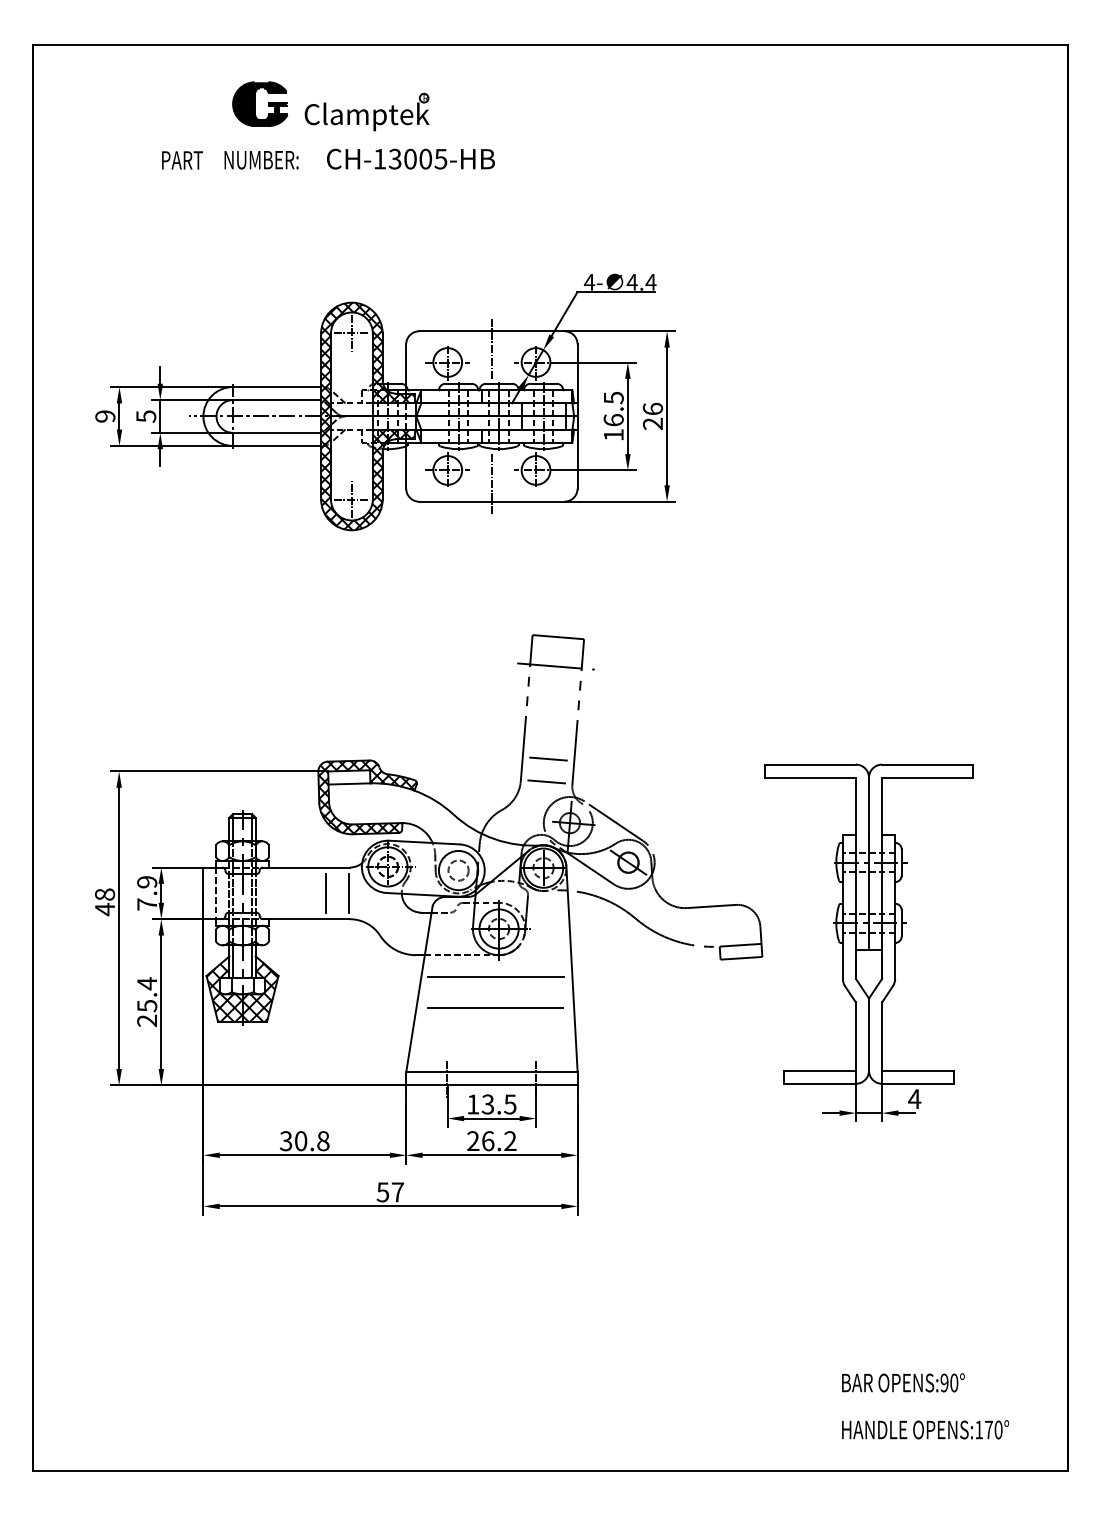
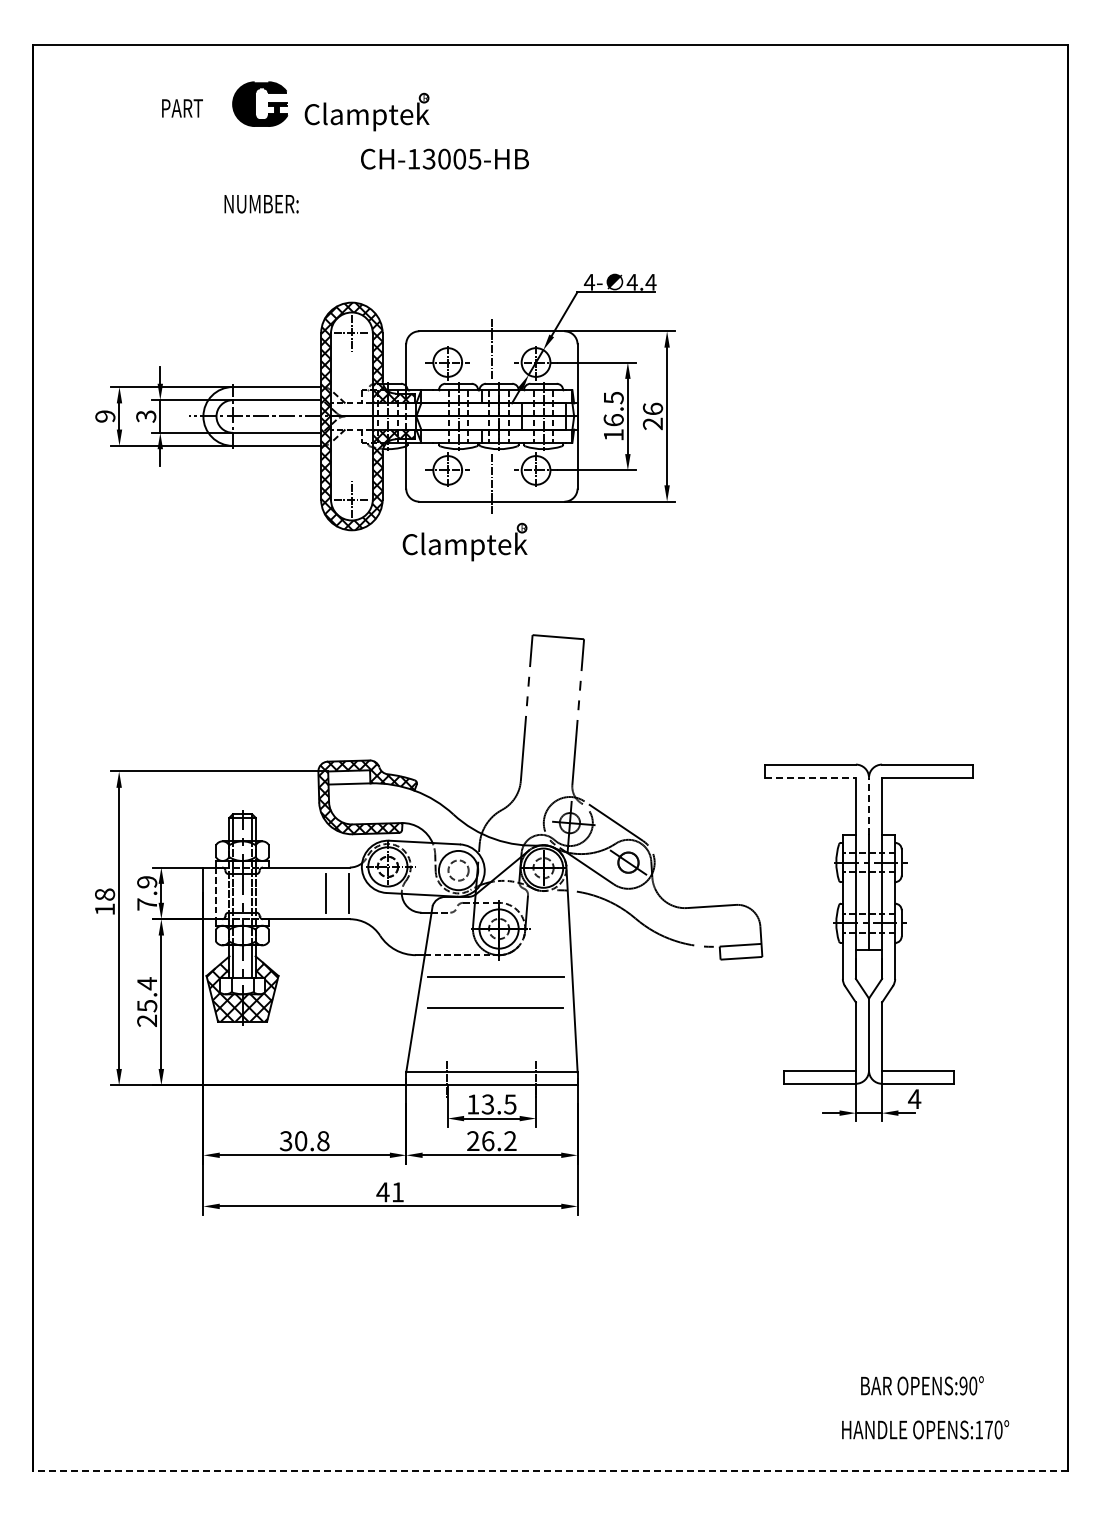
text position: (410, 158) -> (444, 158) (444, 158)
text position: (182, 160) -> (182, 108) (182, 108)
text position: (261, 160) -> (261, 204) (261, 204)
text: 5 -> 3 (145, 416)
part: none -> present (464, 541)
line: present -> none (555, 666)
line: present -> none (548, 758)
line: solid -> dashed (810, 777)
line: present -> none (546, 781)
line: solid -> dashed (869, 806)
text: 48 -> 18 (104, 909)
text: 57 -> 41 (390, 1192)
text position: (903, 1382) -> (922, 1385) (922, 1385)
line: solid -> dashed (549, 1470)
